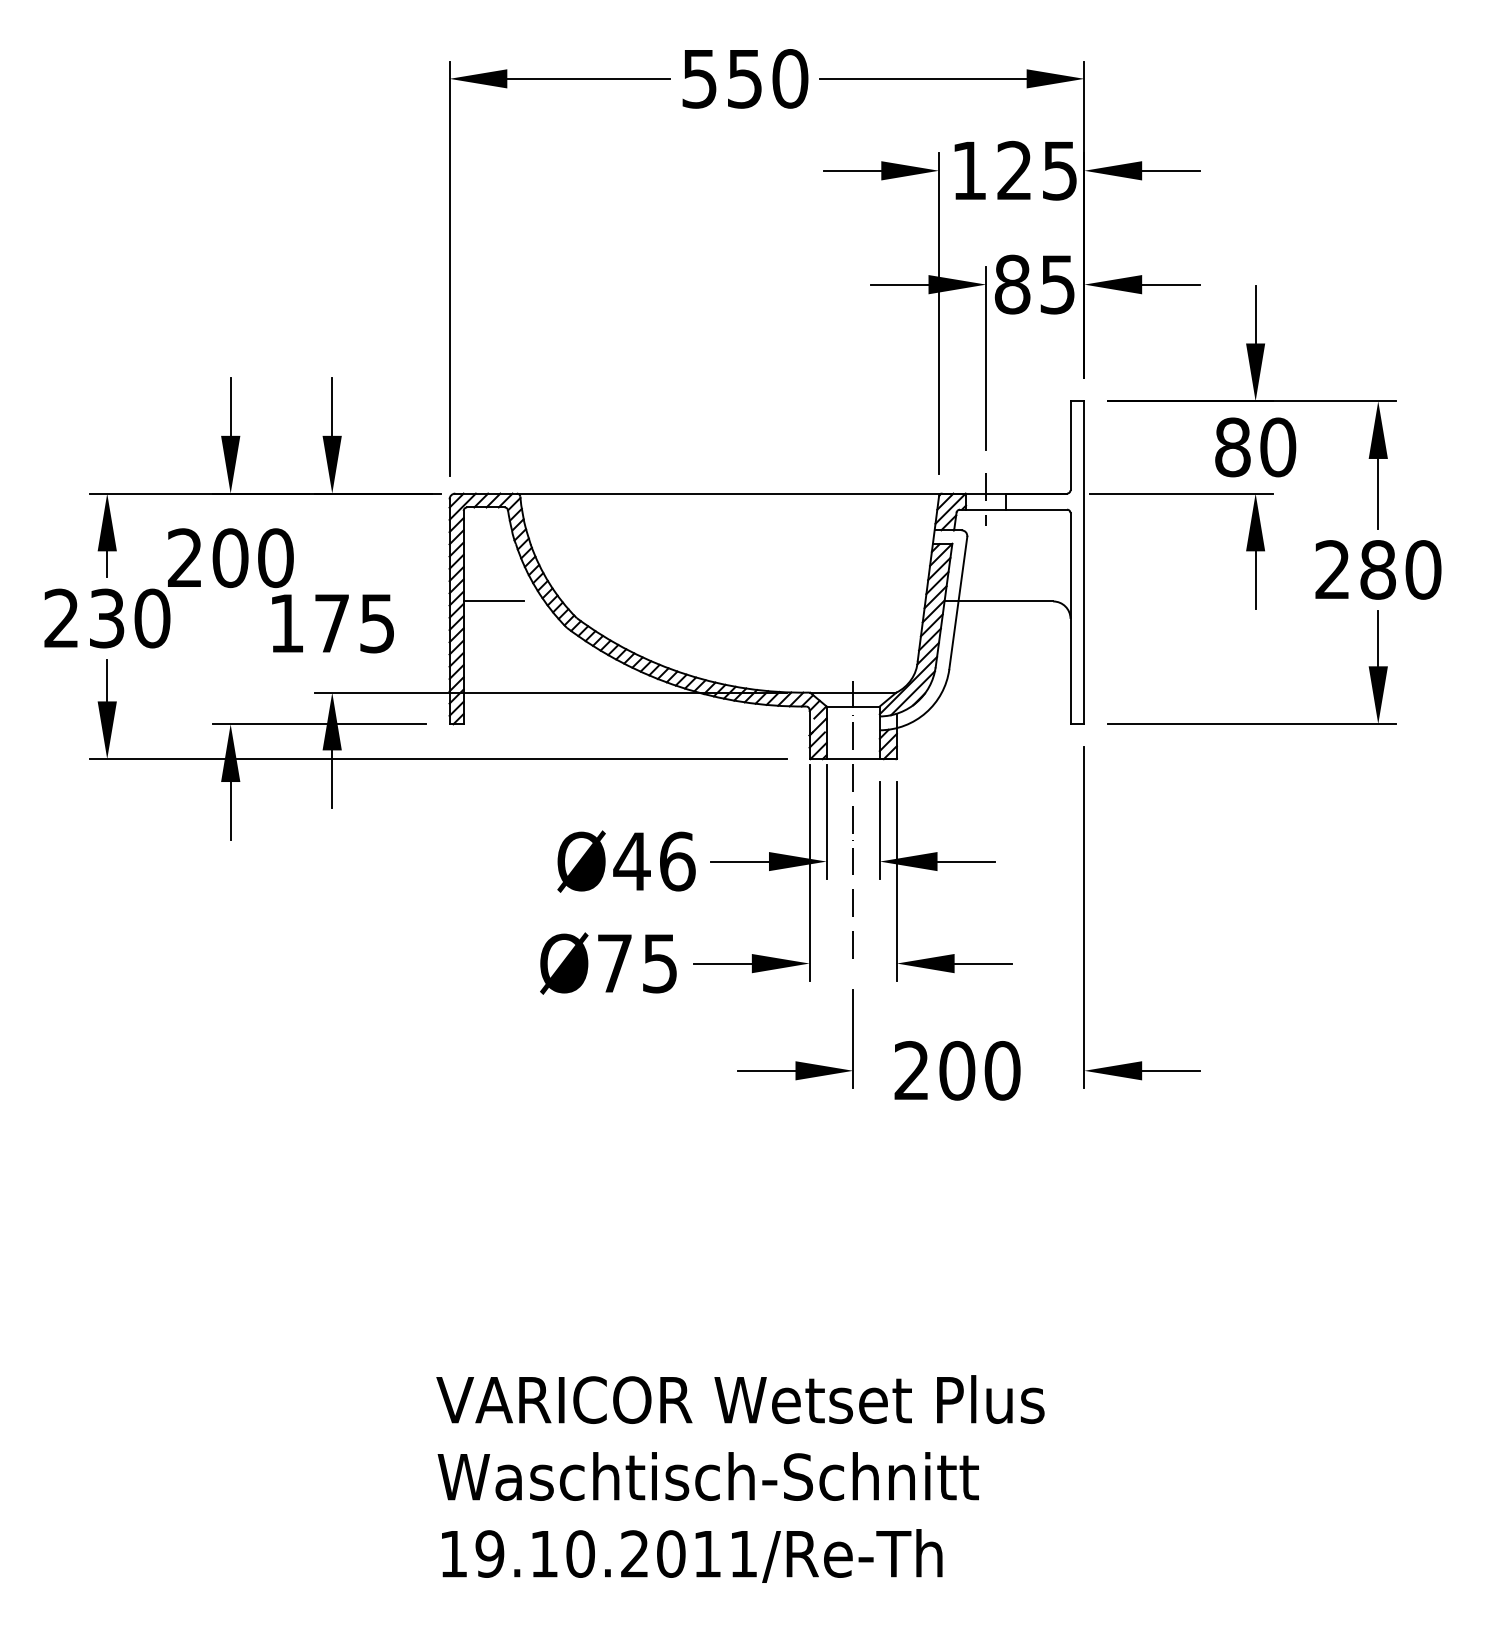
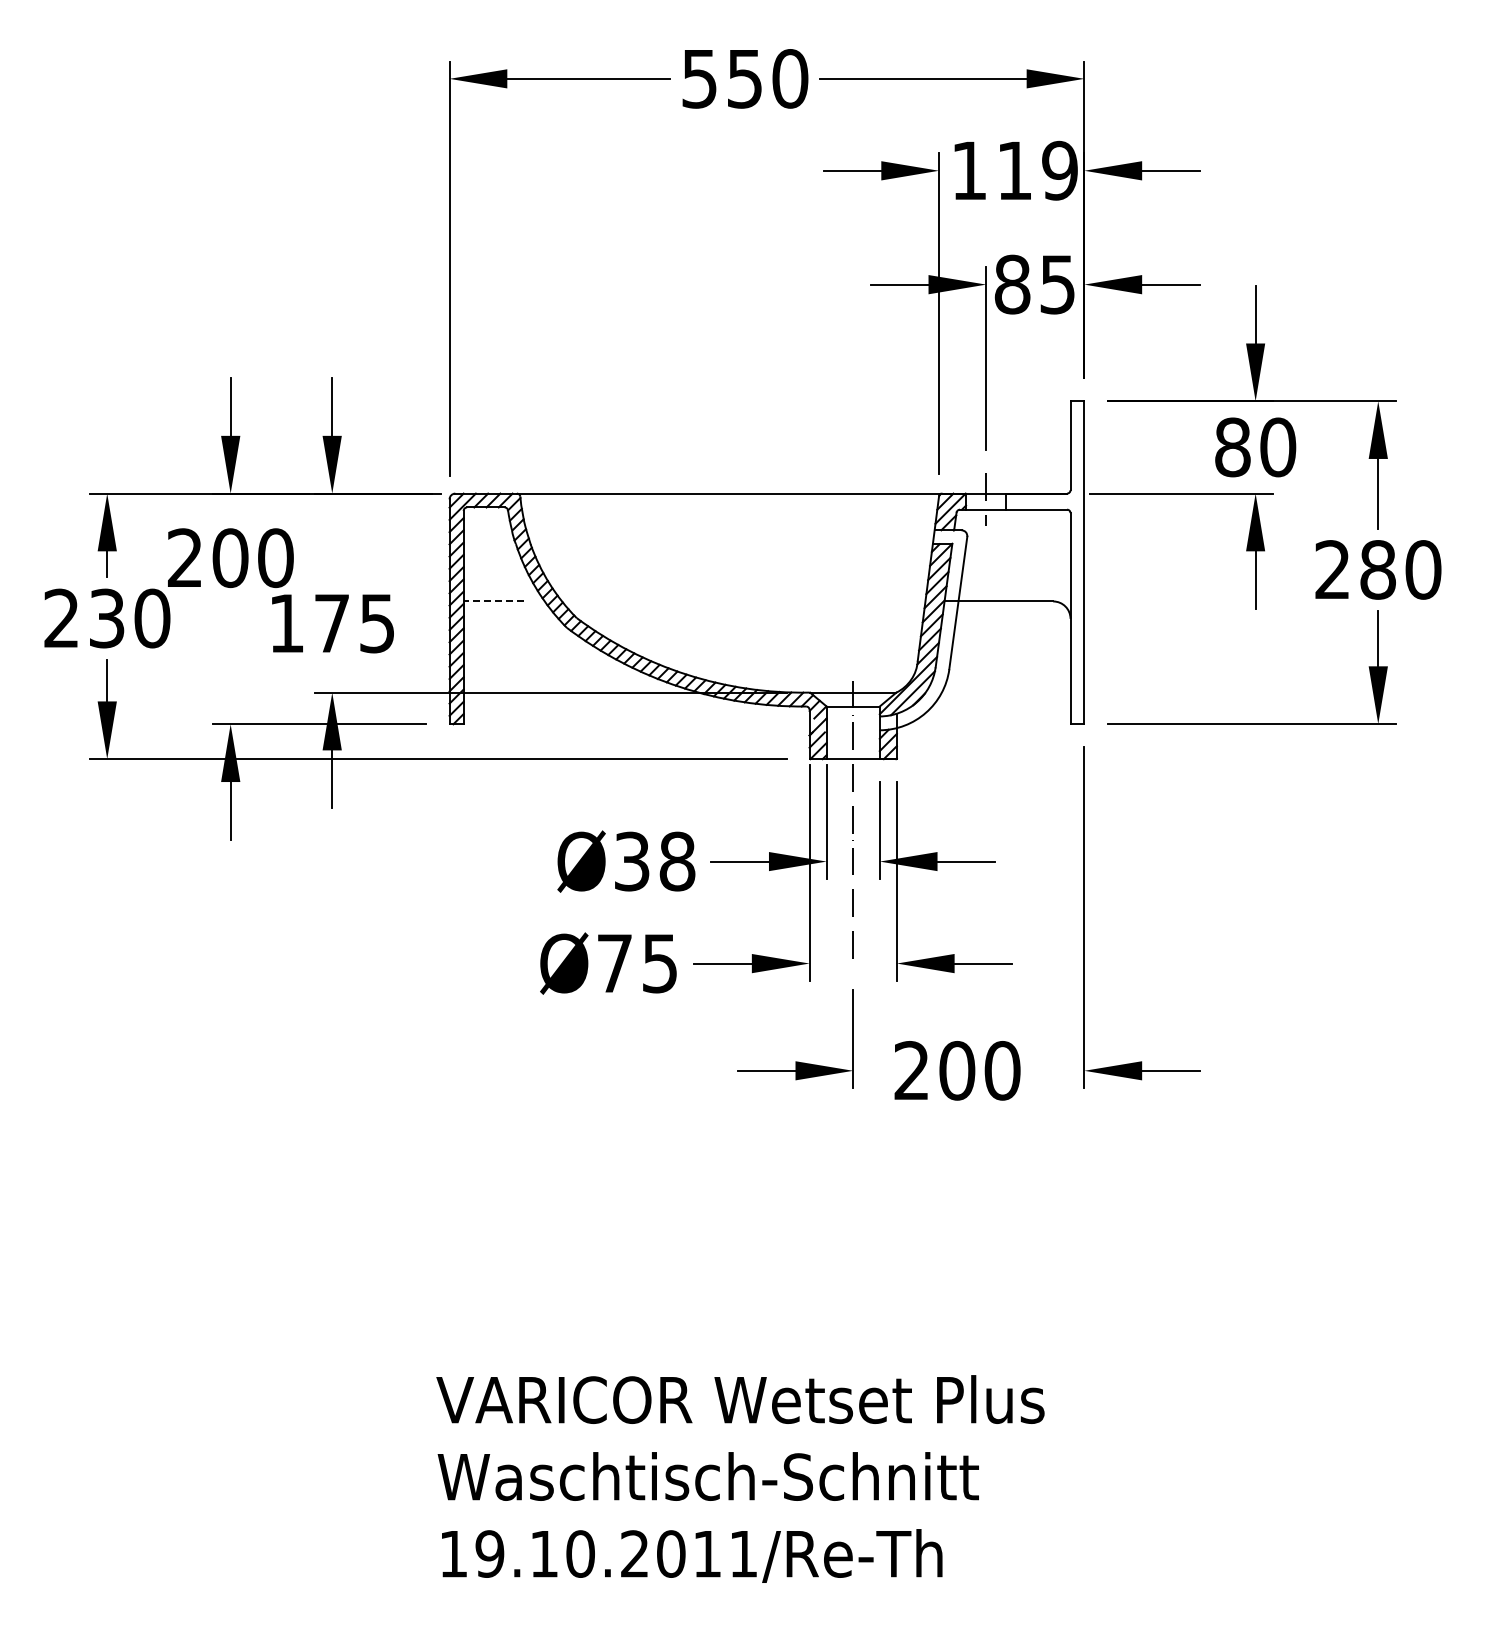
text: 125 -> 119 (1037, 170)
line: solid -> dashed (493, 601)
text: Ø46 -> Ø38 (654, 861)
